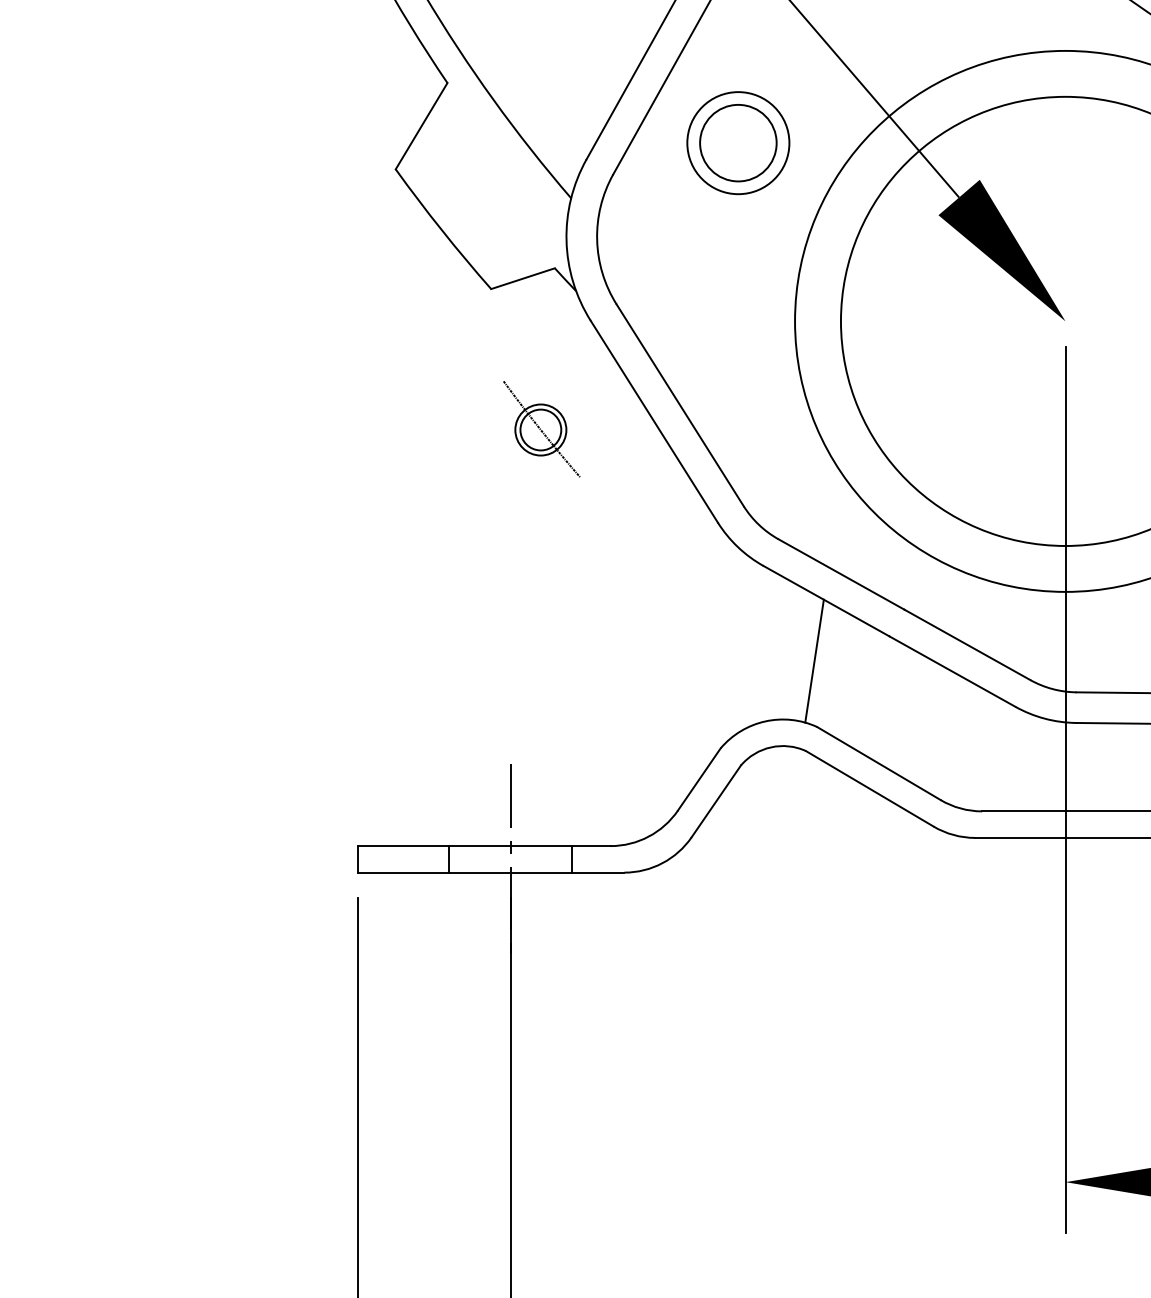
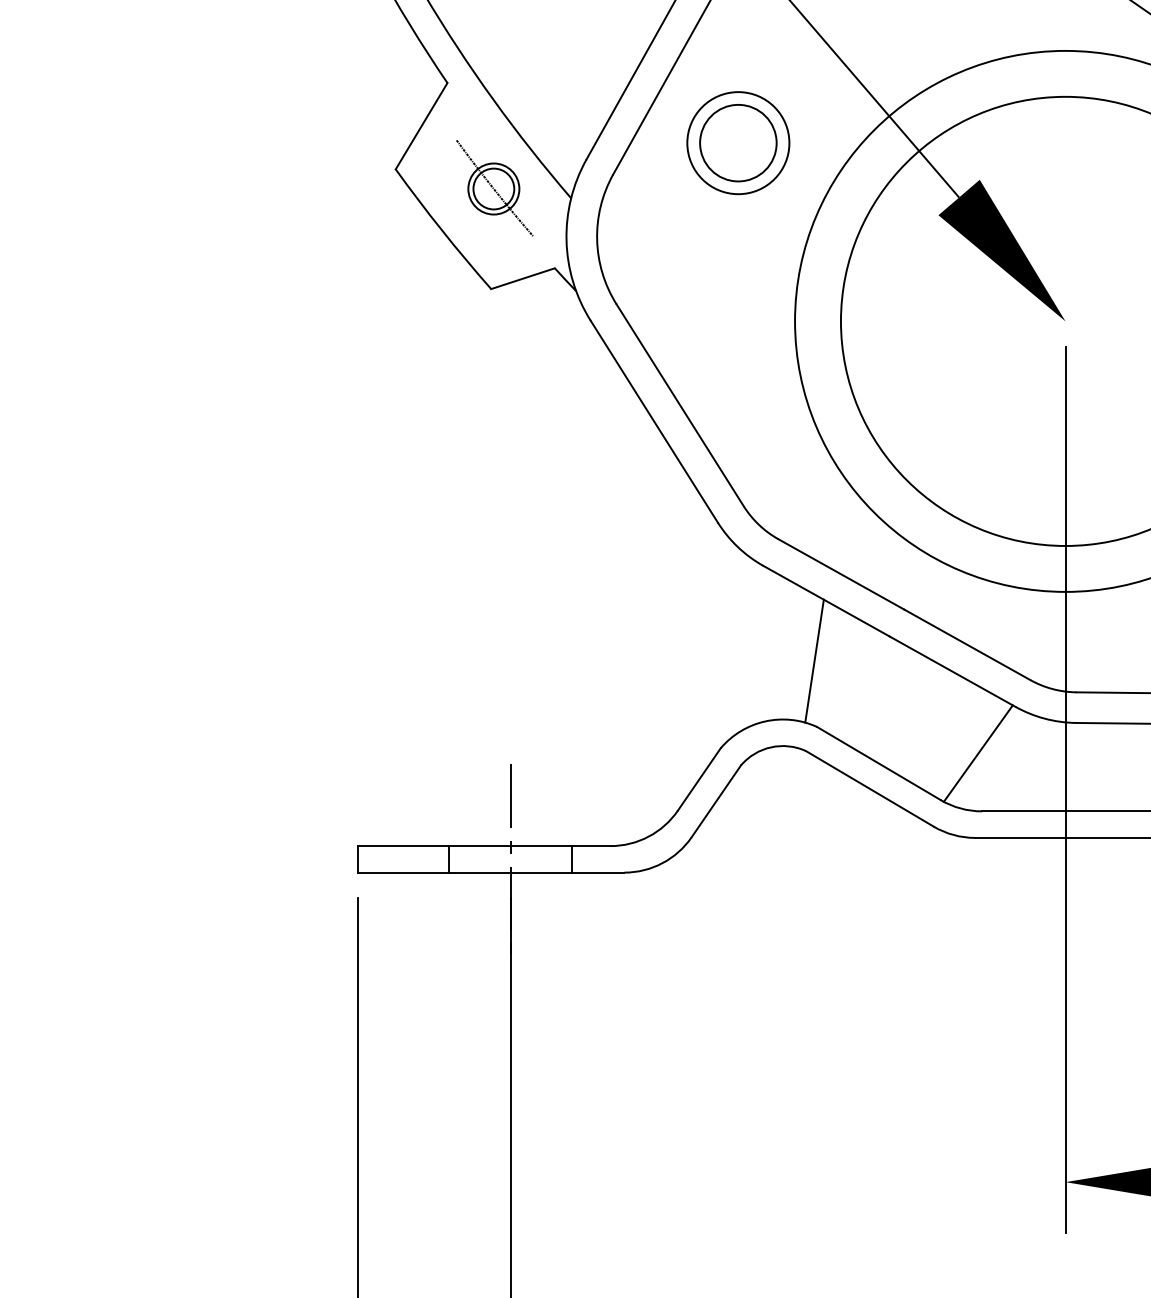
part position: (541, 429) -> (494, 188) (494, 188)
line: none -> present (977, 753)
